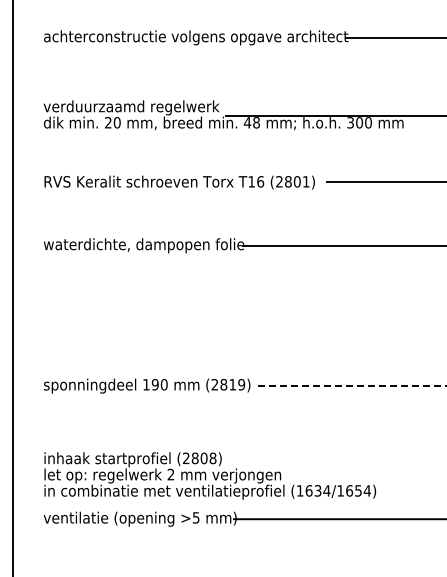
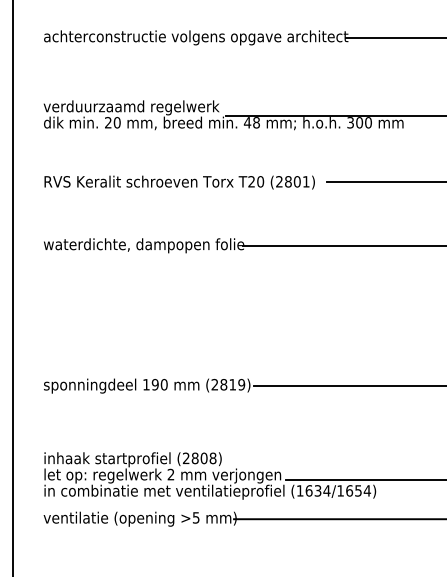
text: T16 -> T20 (256, 181)
line: dashed -> solid (350, 386)
line: none -> present (364, 480)
